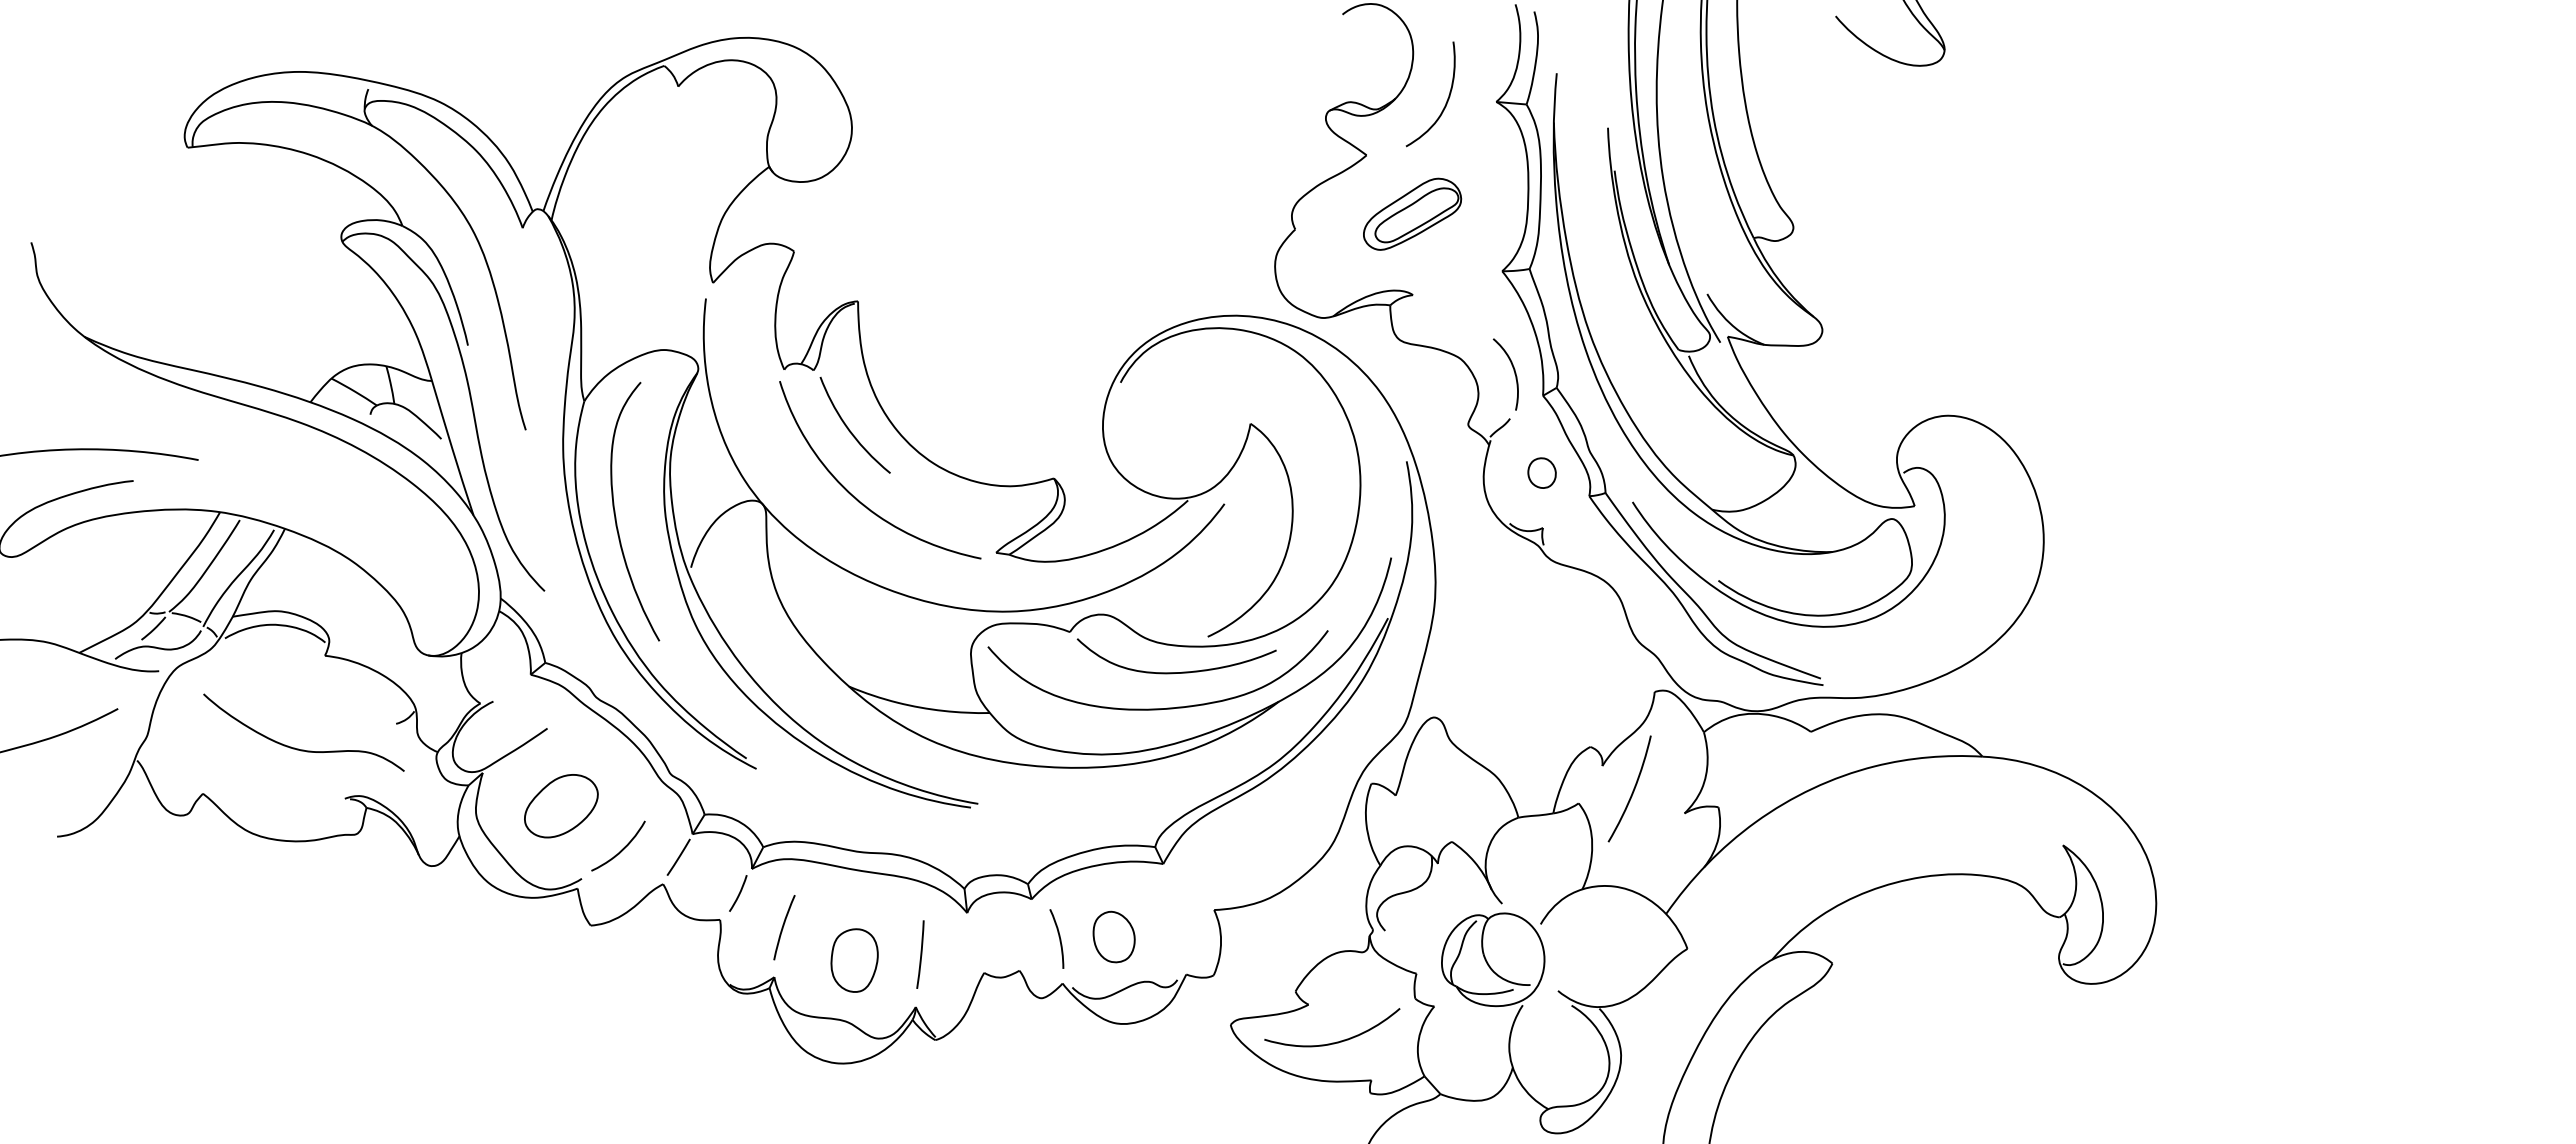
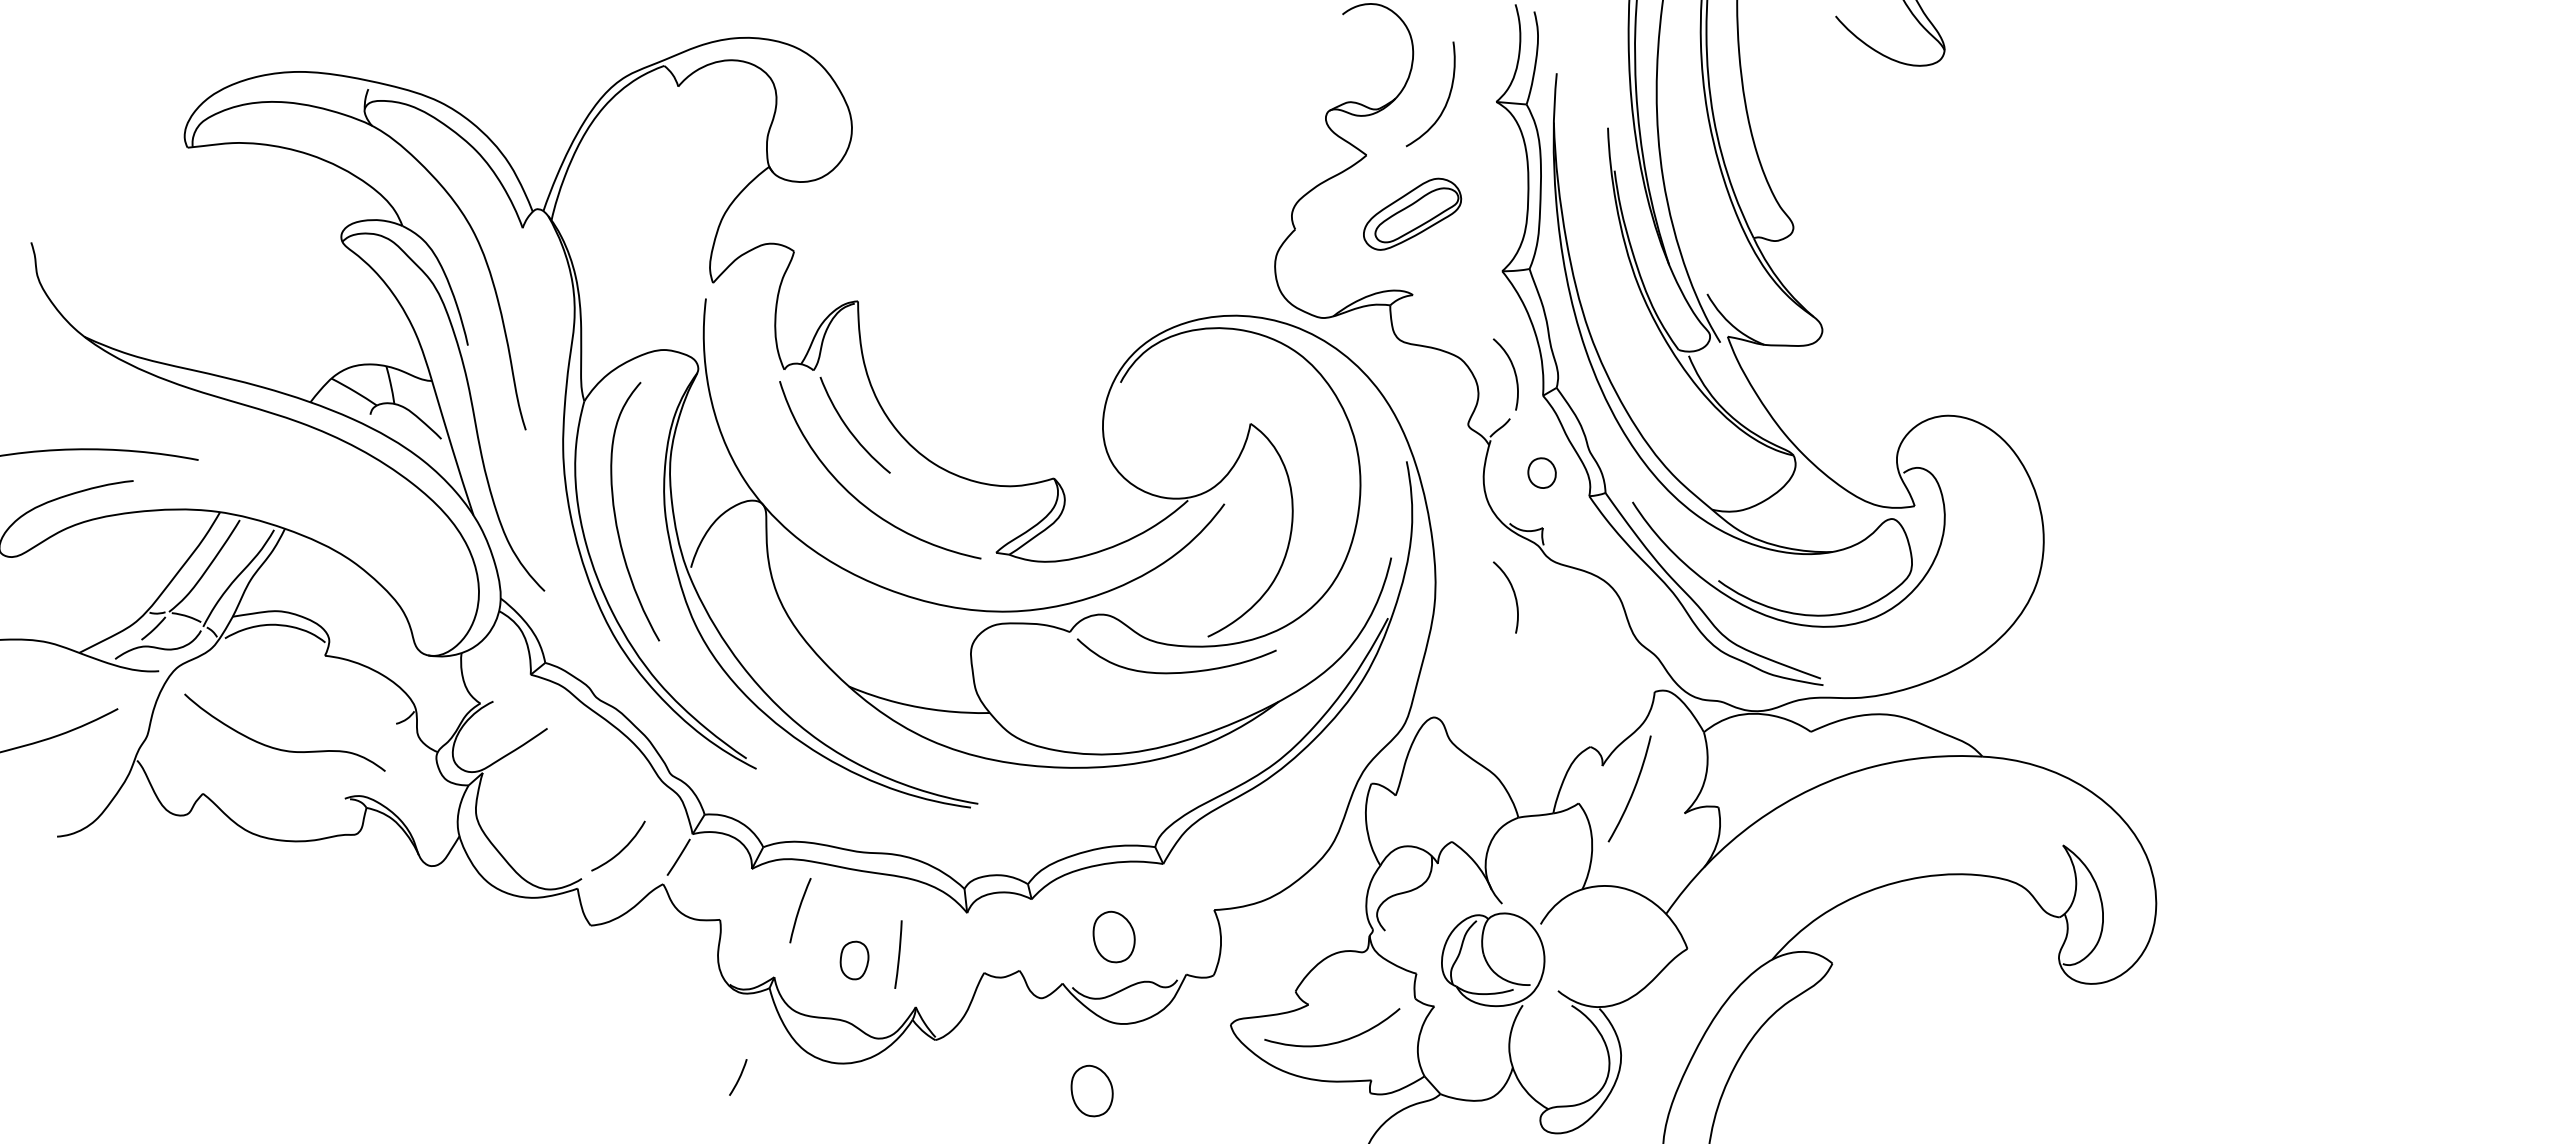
curve: none -> present (1513, 593)
curve: present -> none (1157, 708)
curve position: (298, 748) -> (279, 748) (279, 748)
part: present -> none (561, 806)
curve position: (738, 893) -> (738, 1077) (738, 1077)
curve position: (783, 927) -> (799, 910) (799, 910)
curve: present -> none (1058, 936)
line position: (920, 954) -> (898, 954) (898, 954)
part size: 49x65 px -> 31x41 px (854, 960)
part: none -> present (1091, 1090)
